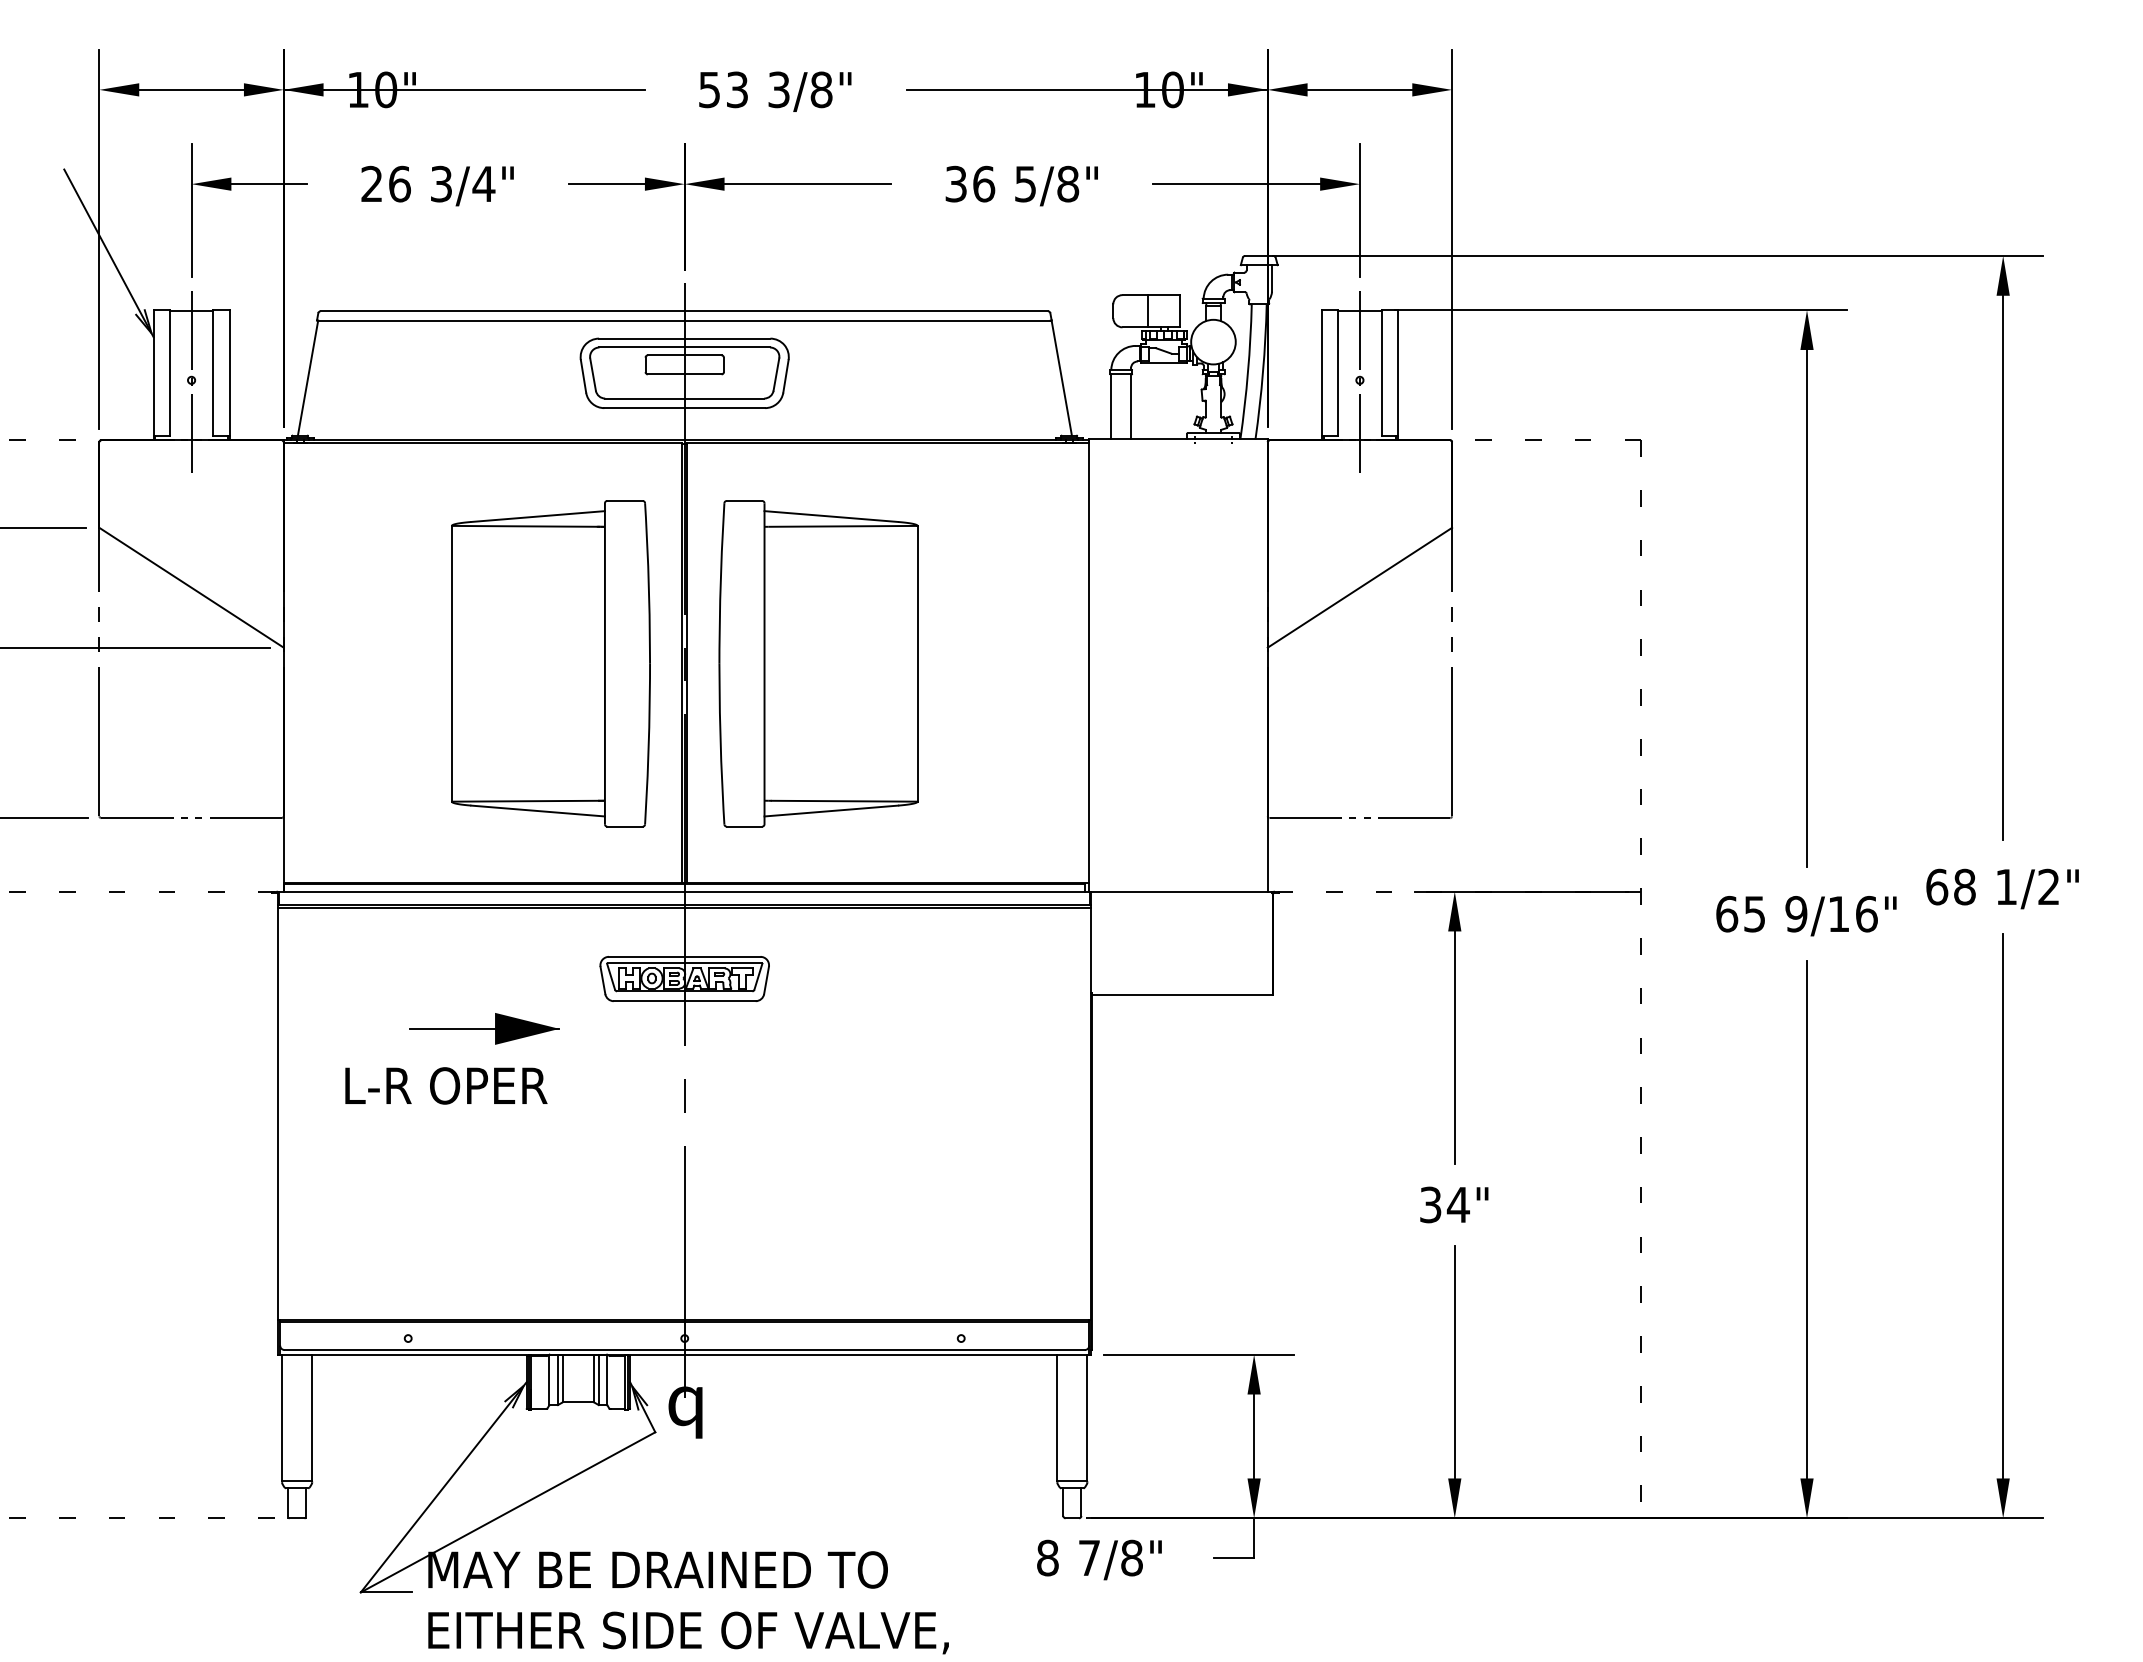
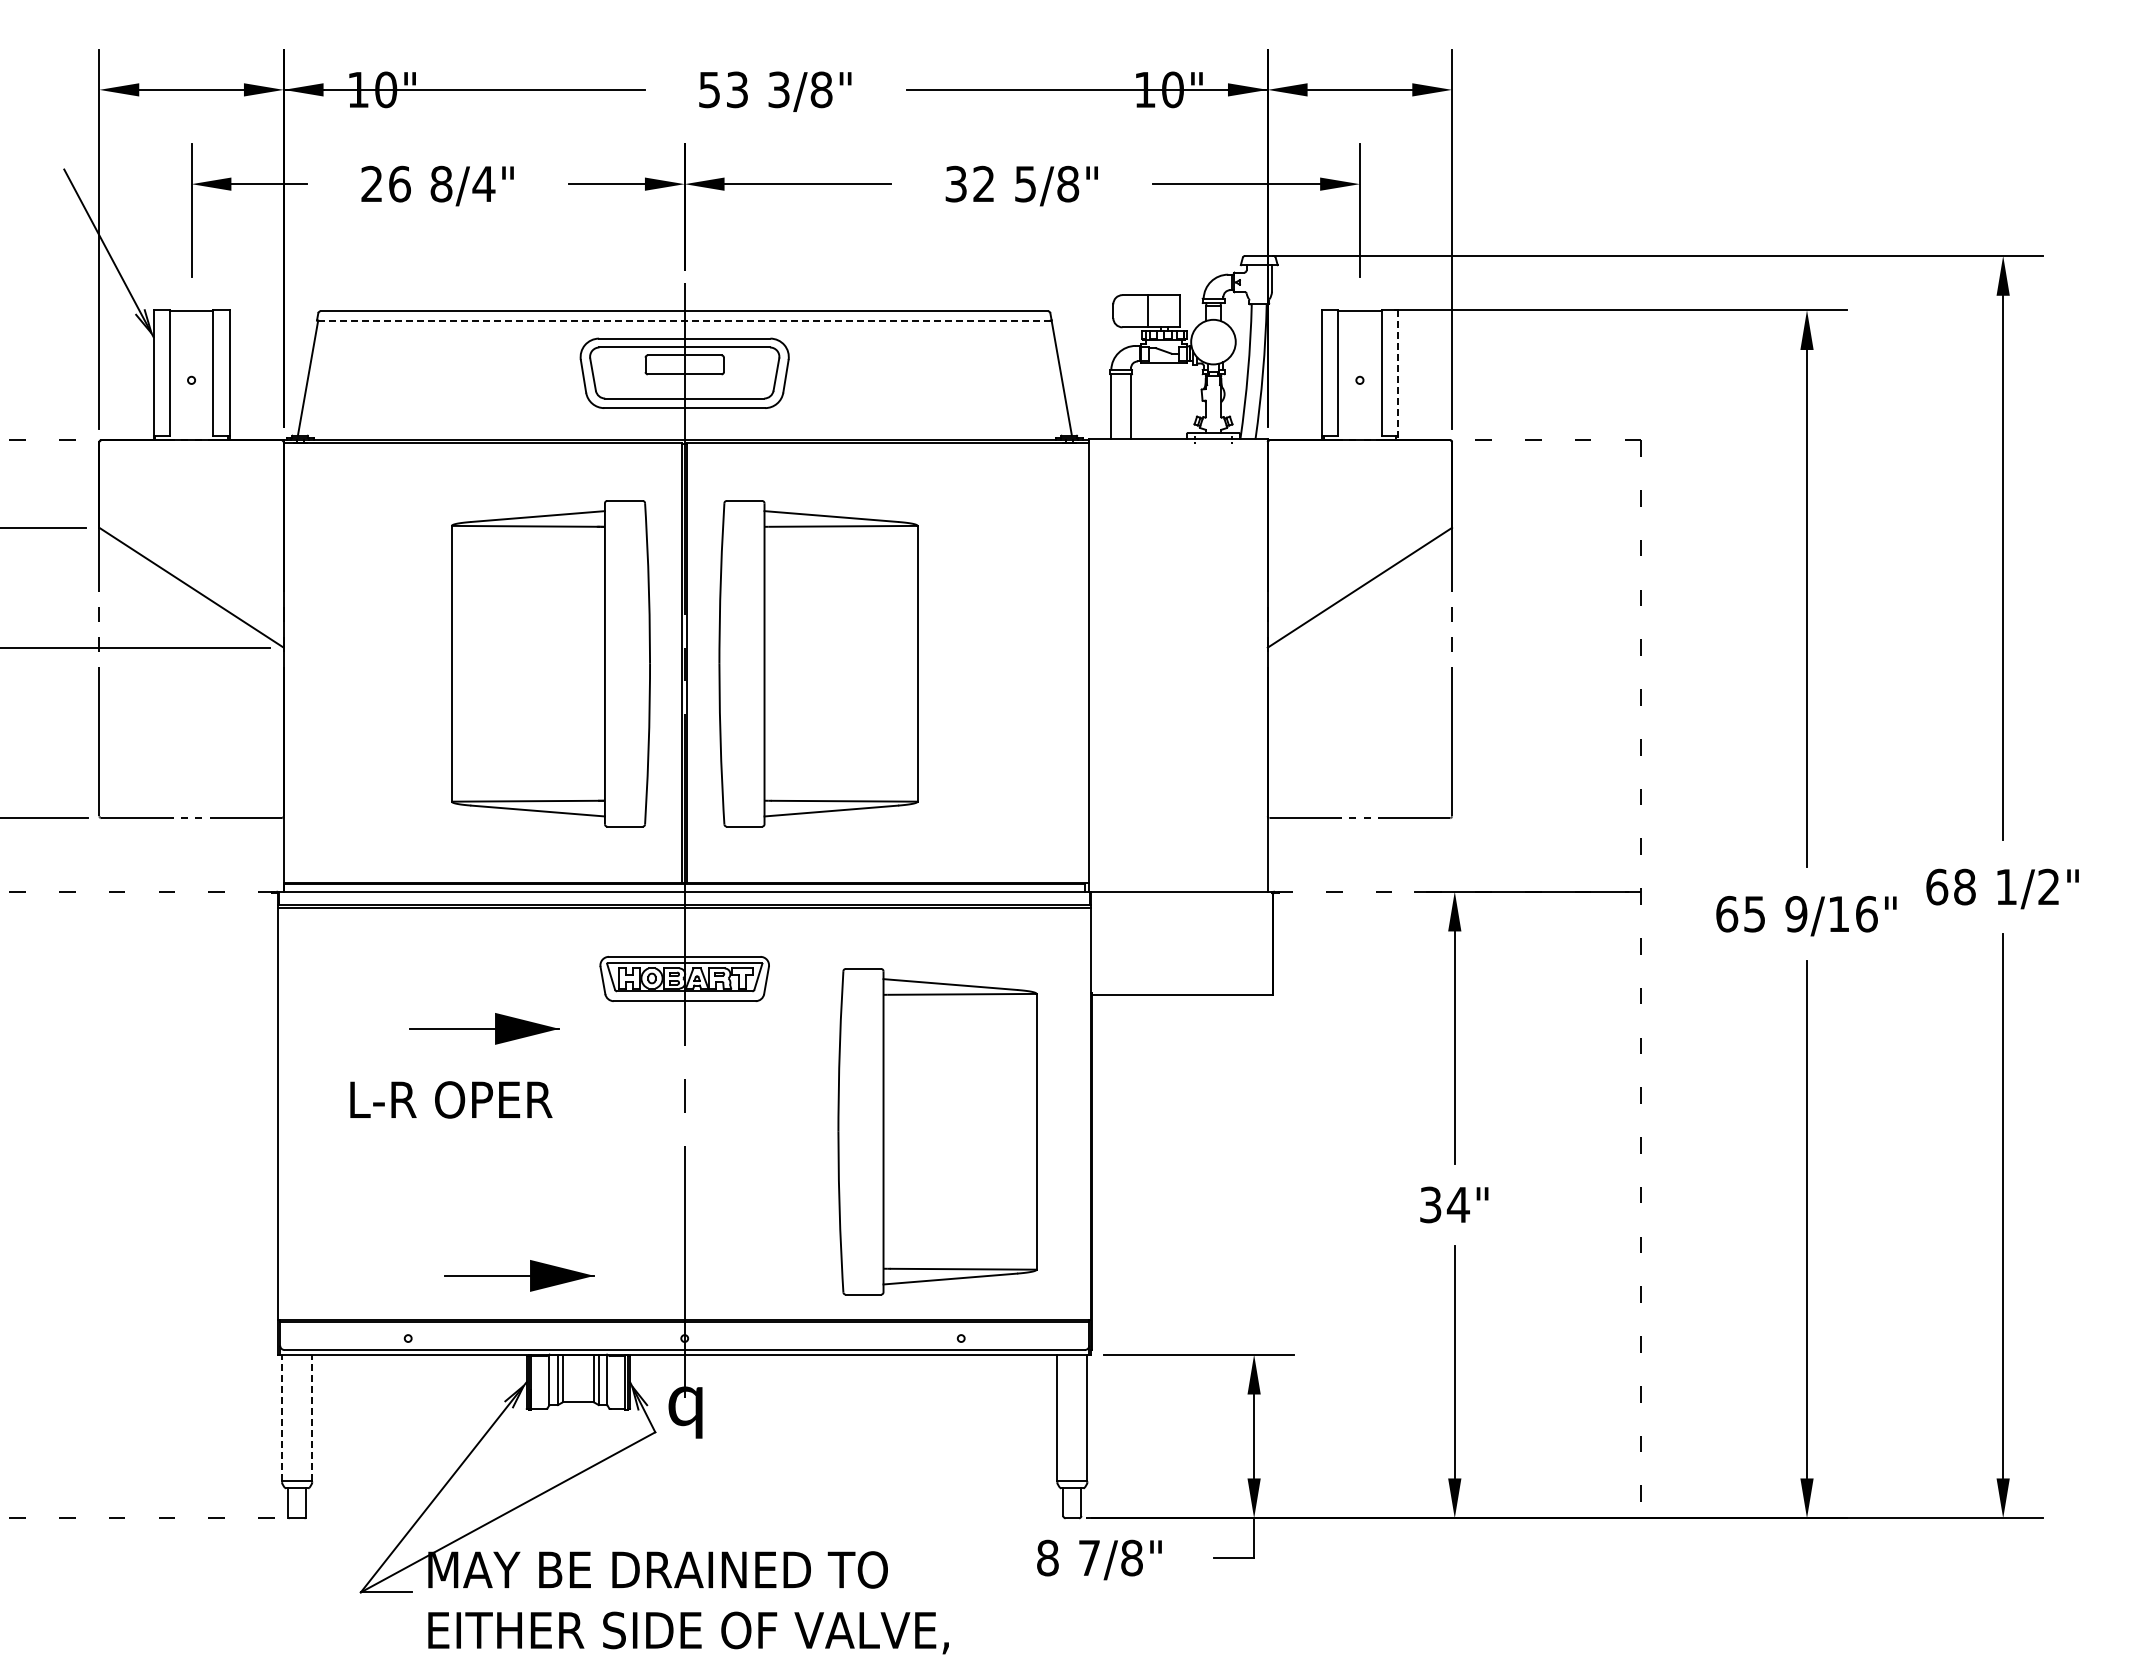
text: 36 -> 32 (984, 183)
text: 3/4" -> 8/4" (441, 184)
line: solid -> dashed (683, 320)
line: solid -> dashed (1397, 375)
line: present -> none (191, 381)
line: present -> none (1359, 381)
text position: (446, 1085) -> (451, 1099) (451, 1099)
part: none -> present (937, 1131)
part: none -> present (519, 1275)
line: solid -> dashed (282, 1417)
line: solid -> dashed (312, 1417)
